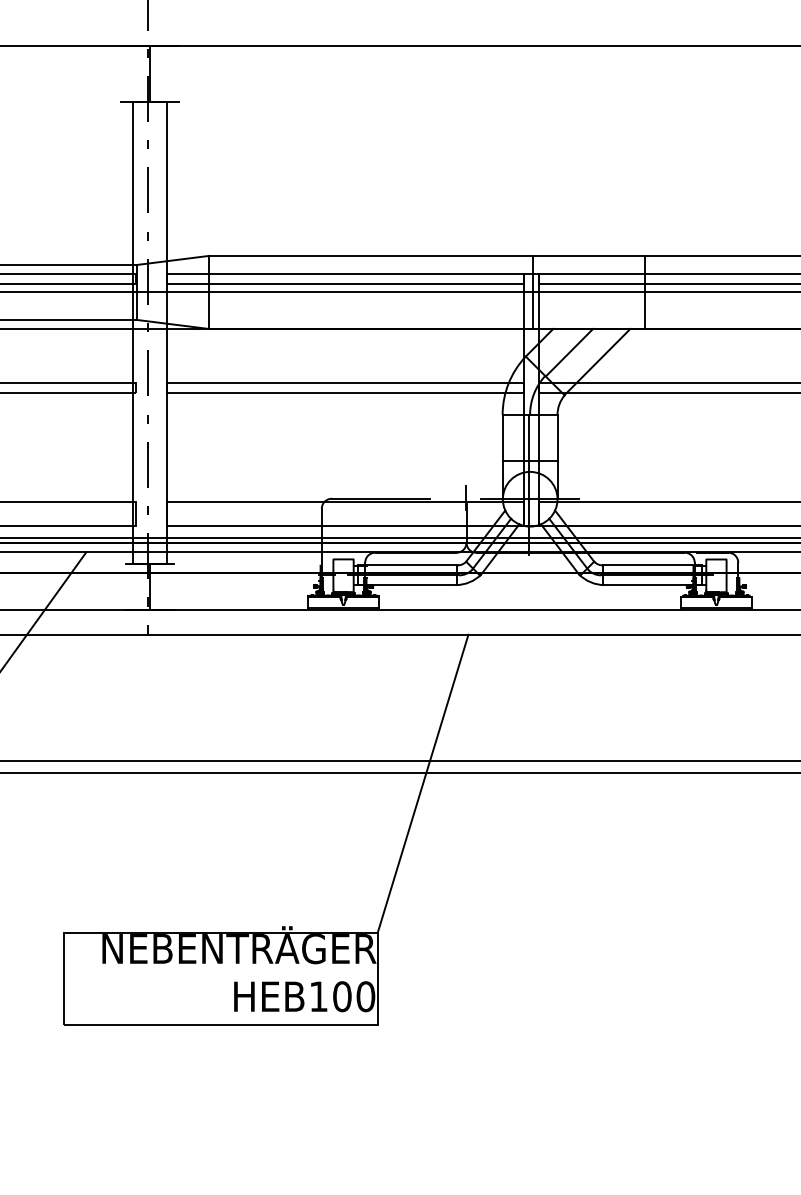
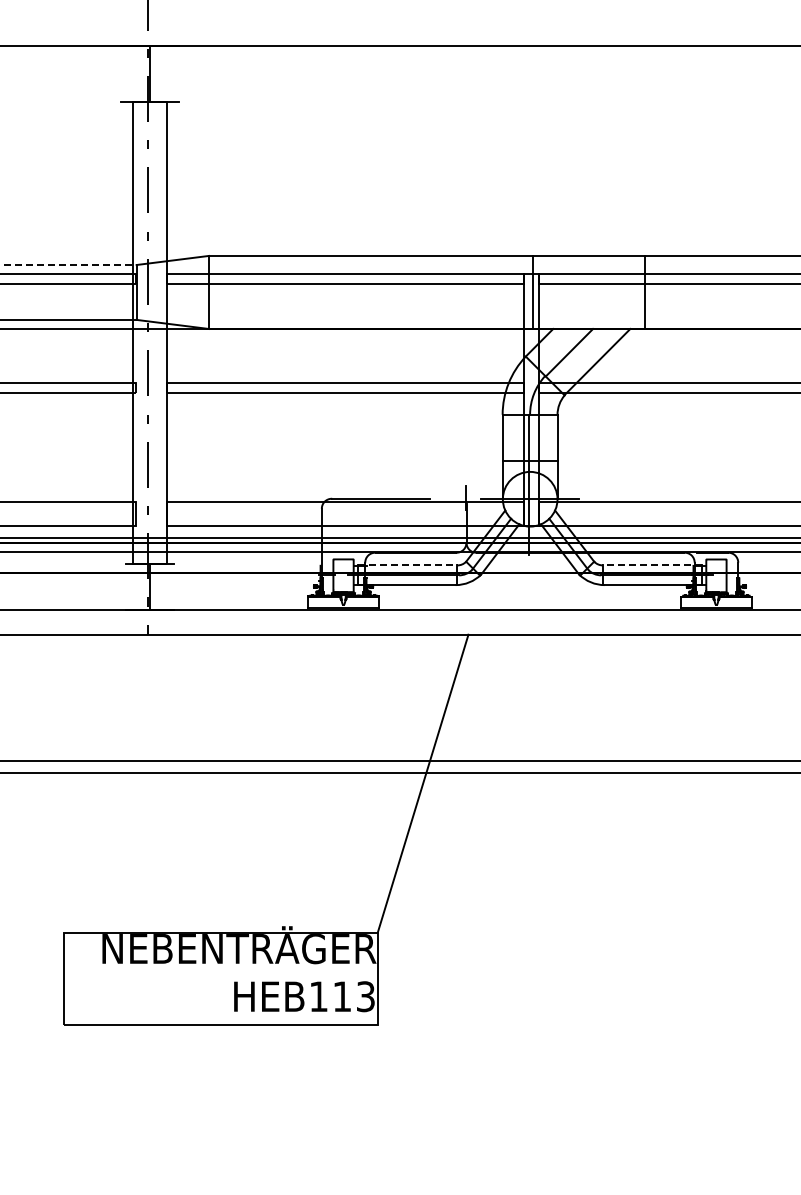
line: solid -> dashed (68, 265)
line: present -> none (399, 292)
line: solid -> dashed (407, 565)
line: solid -> dashed (652, 565)
line: present -> none (44, 610)
text: HEB100 -> HEB113 (354, 996)
